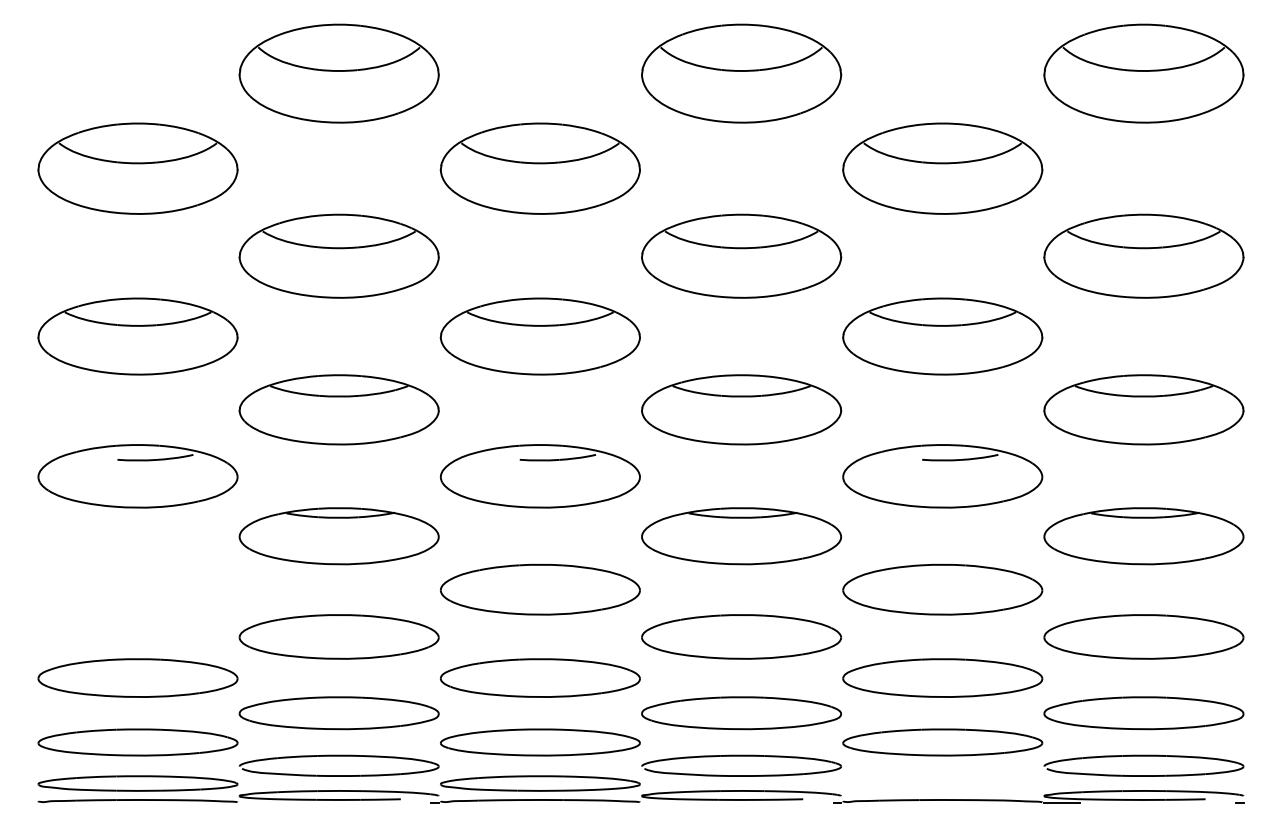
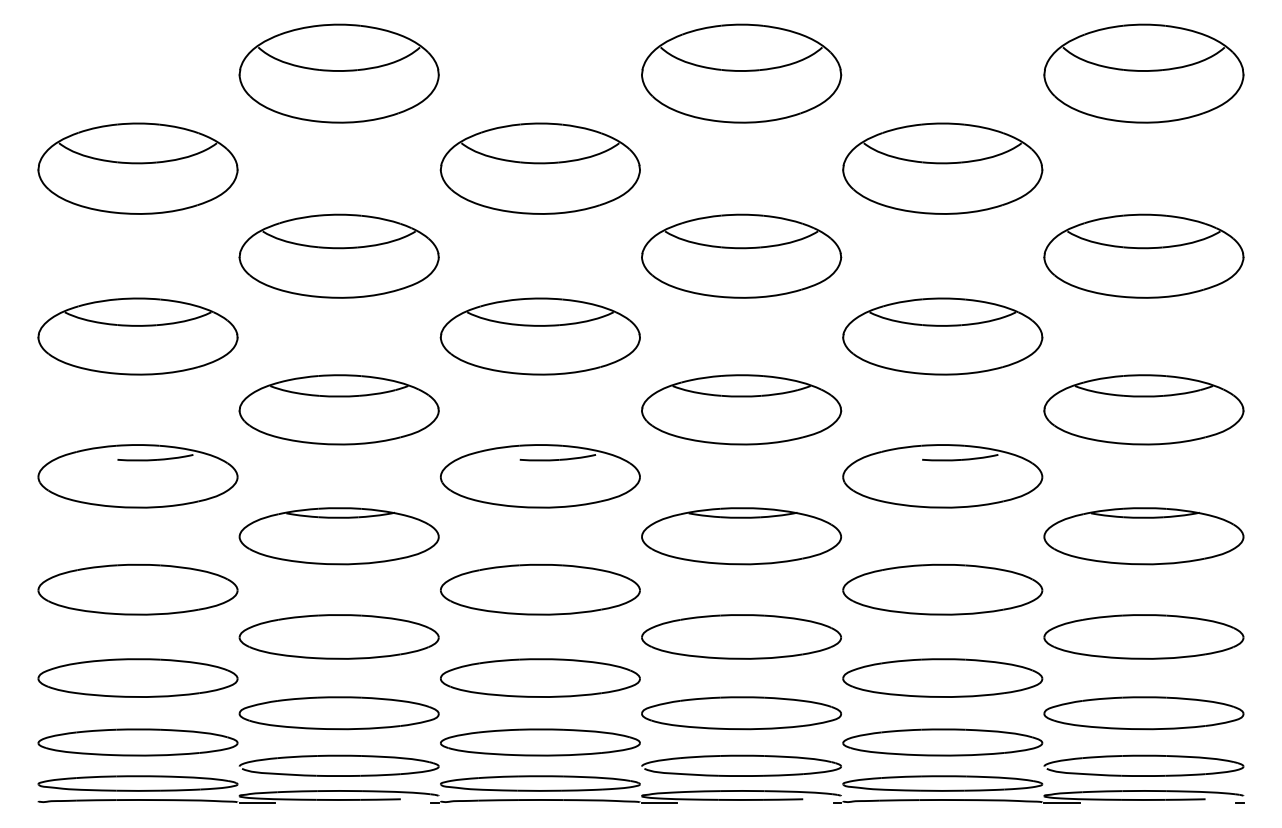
part: none -> present (137, 589)
part: none -> present (942, 783)
line: none -> present (257, 803)
line: none -> present (659, 803)
